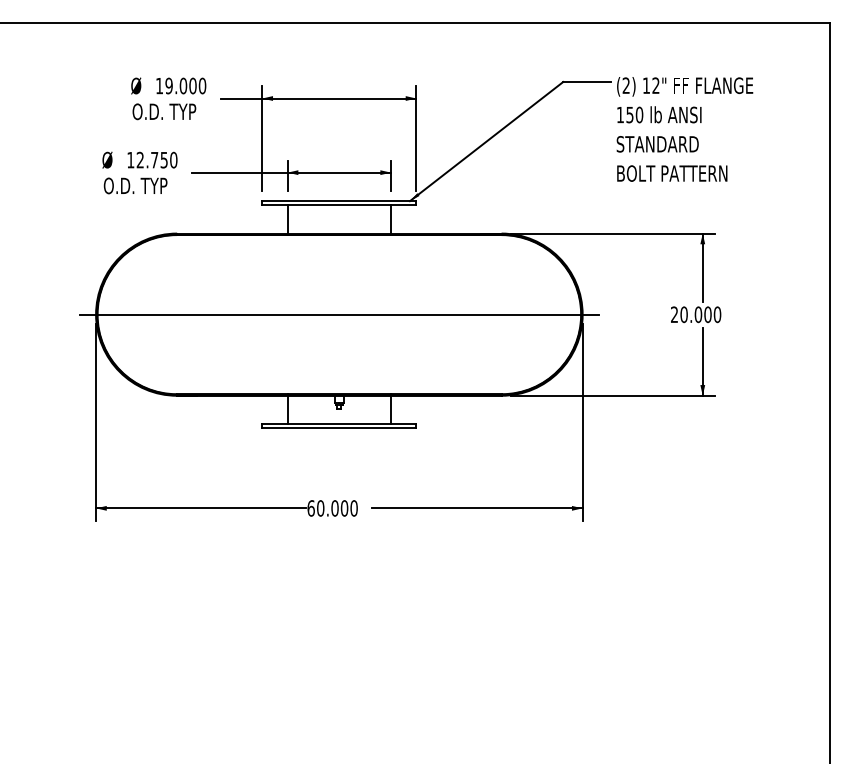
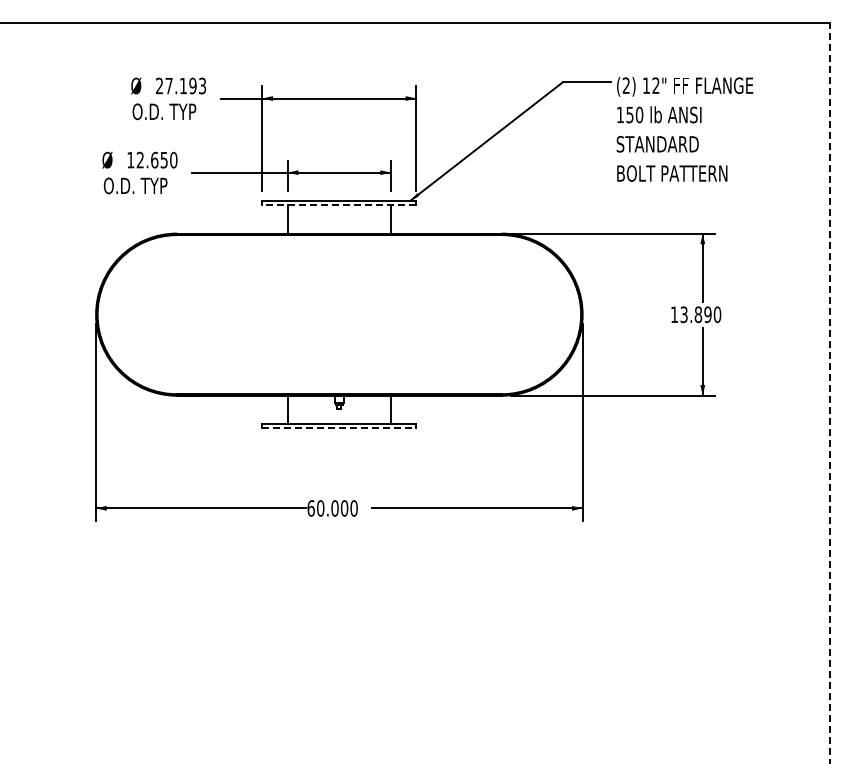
text: 19.000 -> 27.193 (181, 85)
text: 12.750 -> 12.650 (154, 159)
line: solid -> dashed (338, 205)
line: present -> none (338, 314)
text: 20.000 -> 13.890 (691, 314)
line: solid -> dashed (830, 392)
line: solid -> dashed (339, 428)
